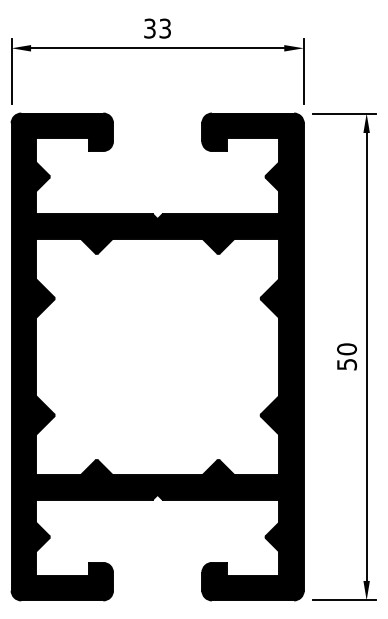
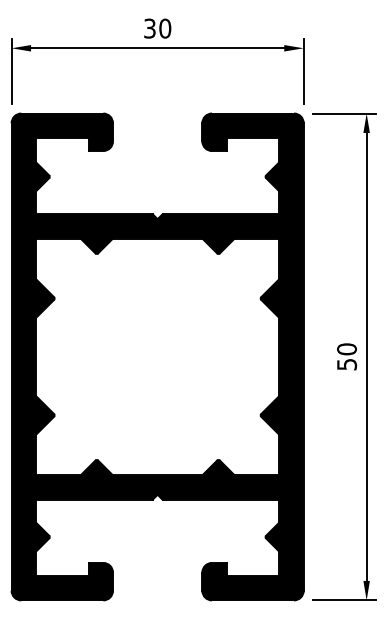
text: 33 -> 30 (165, 28)
